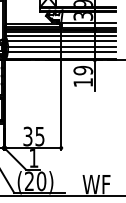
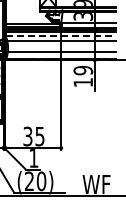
line: solid -> dashed (61, 36)
line: present -> none (61, 47)
